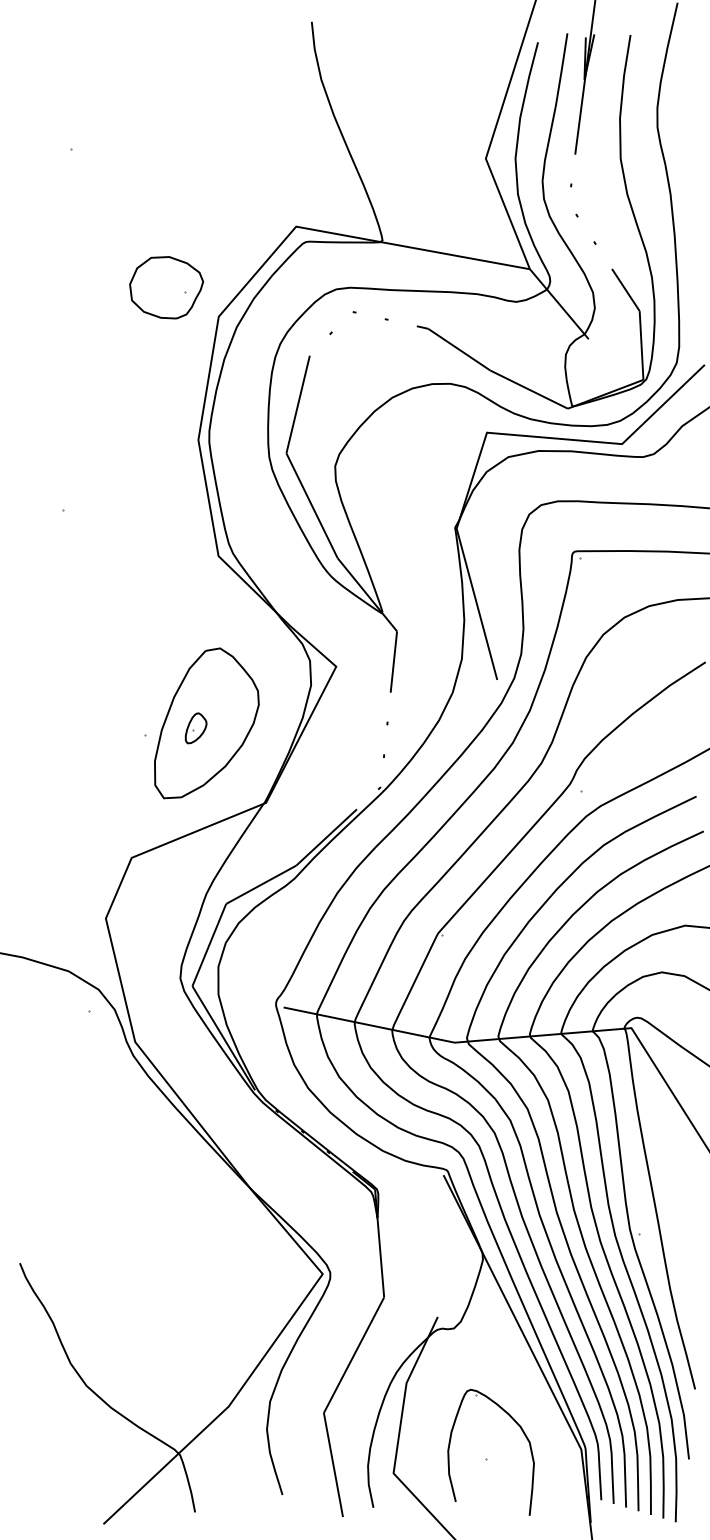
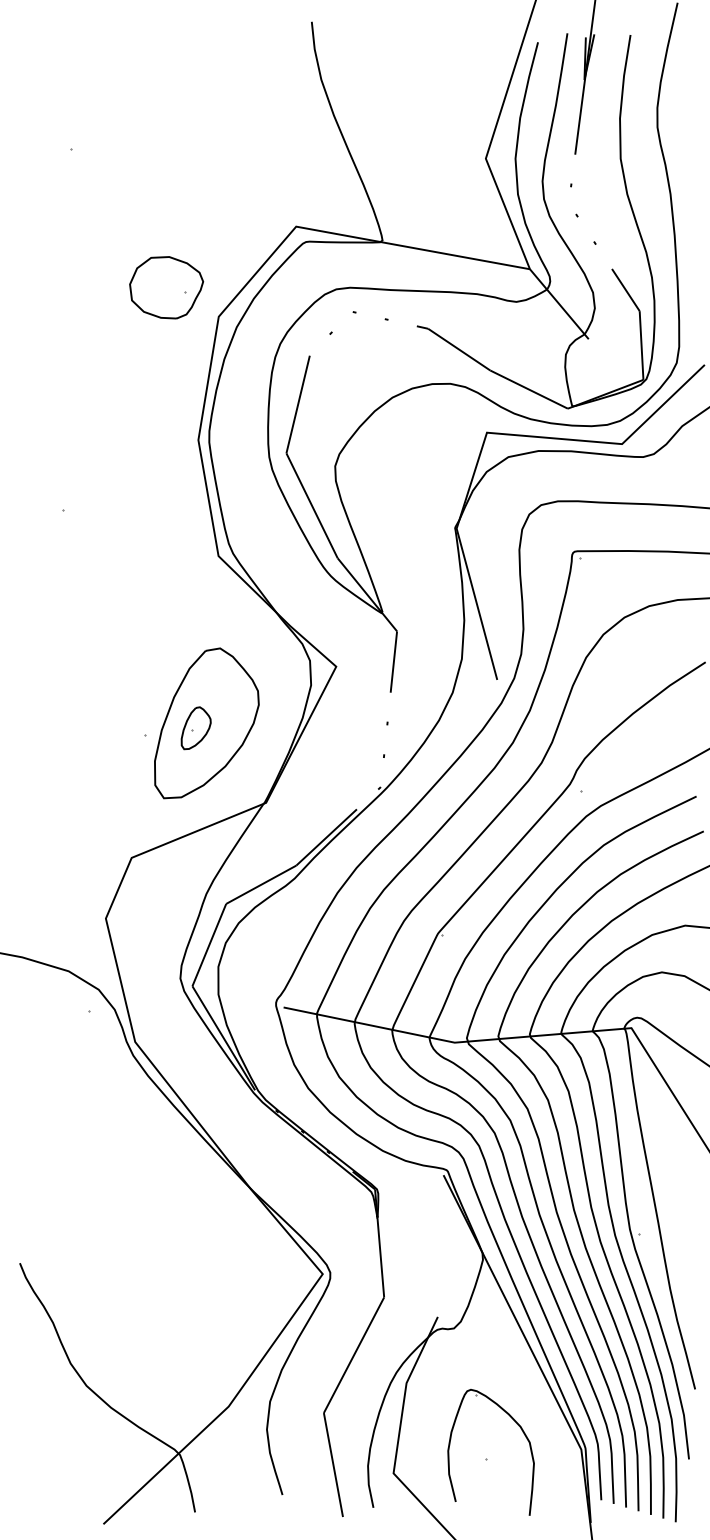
part size: 24x33 px -> 32x45 px (195, 728)
